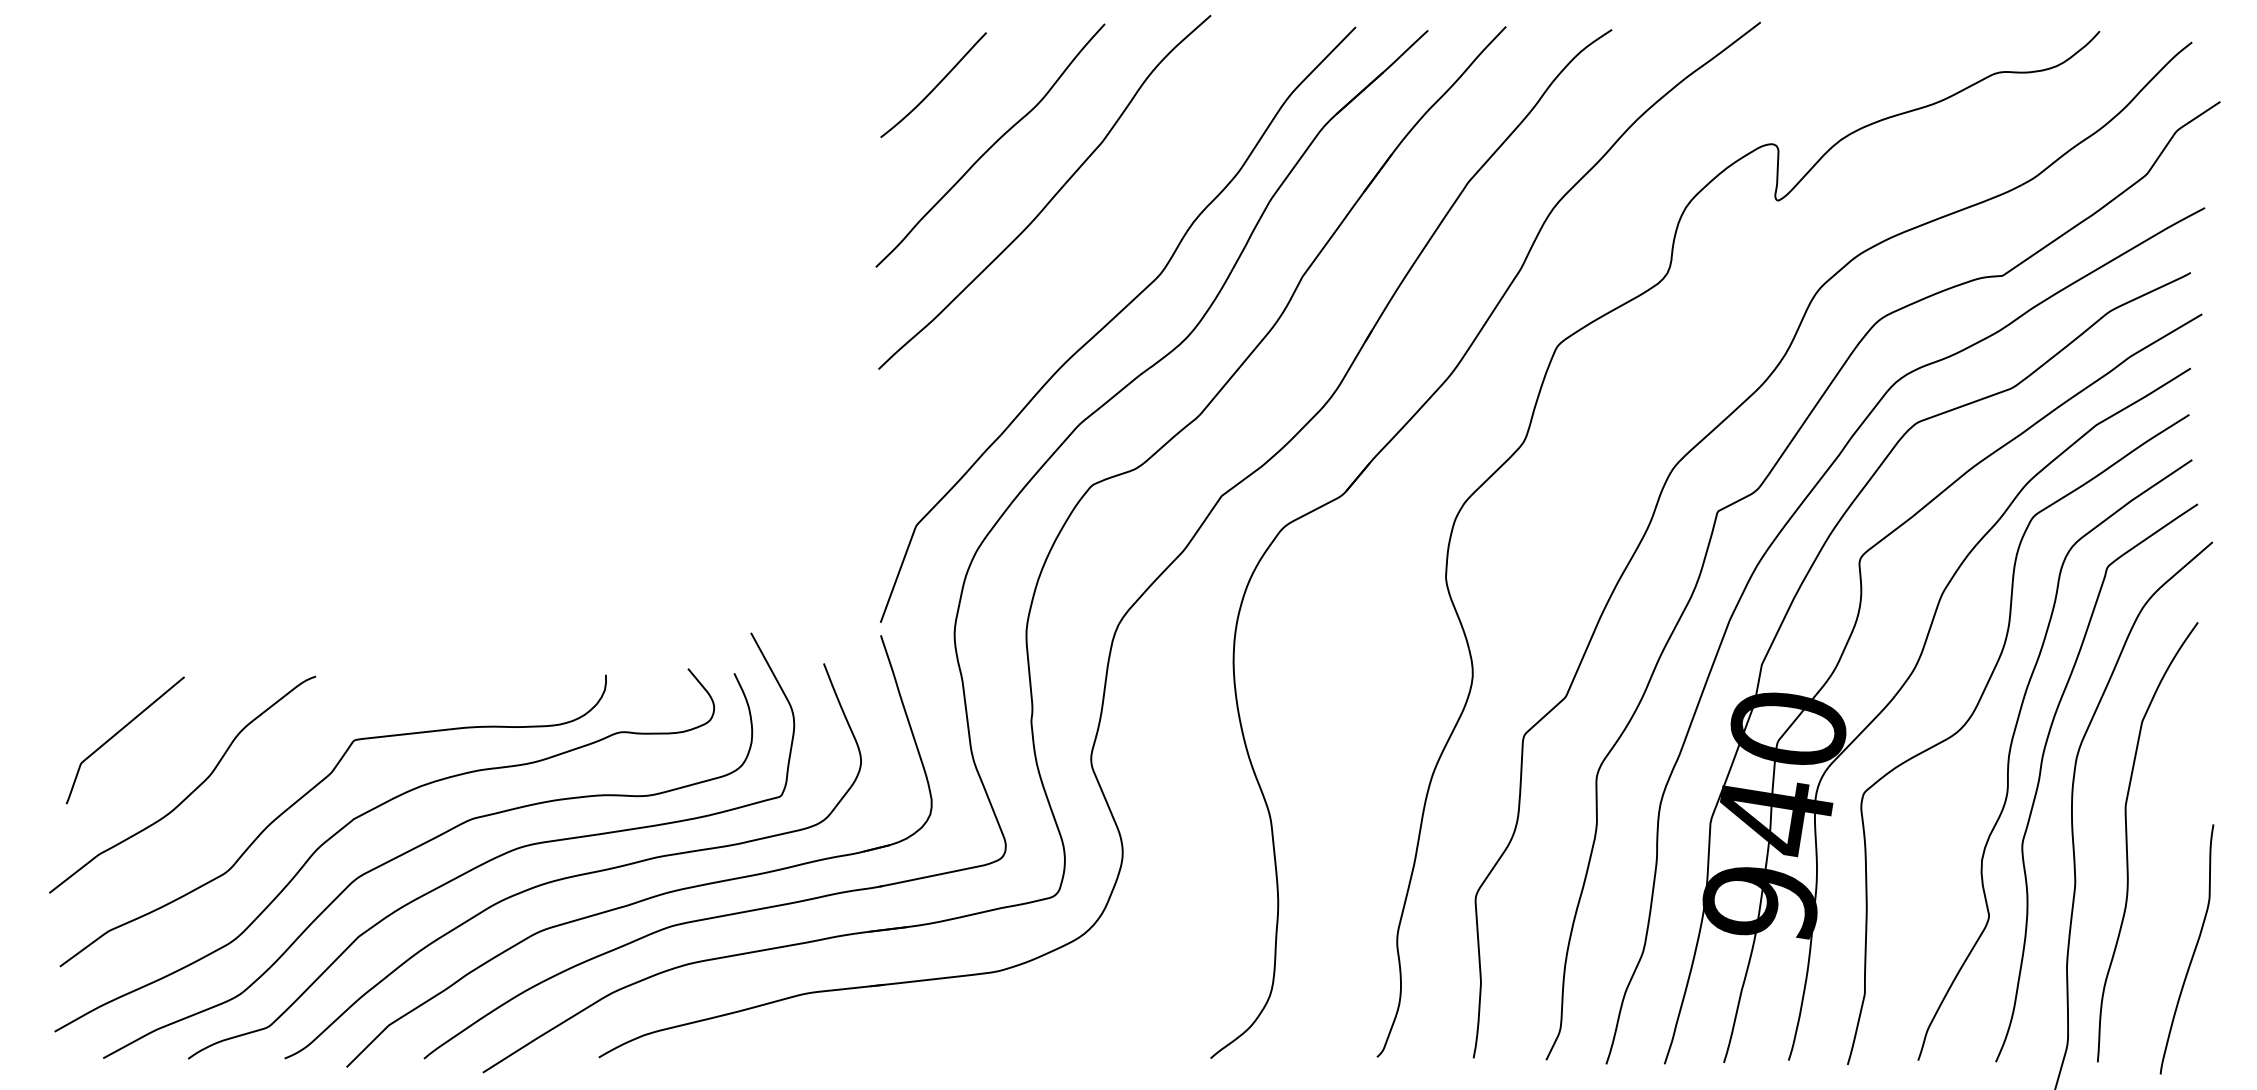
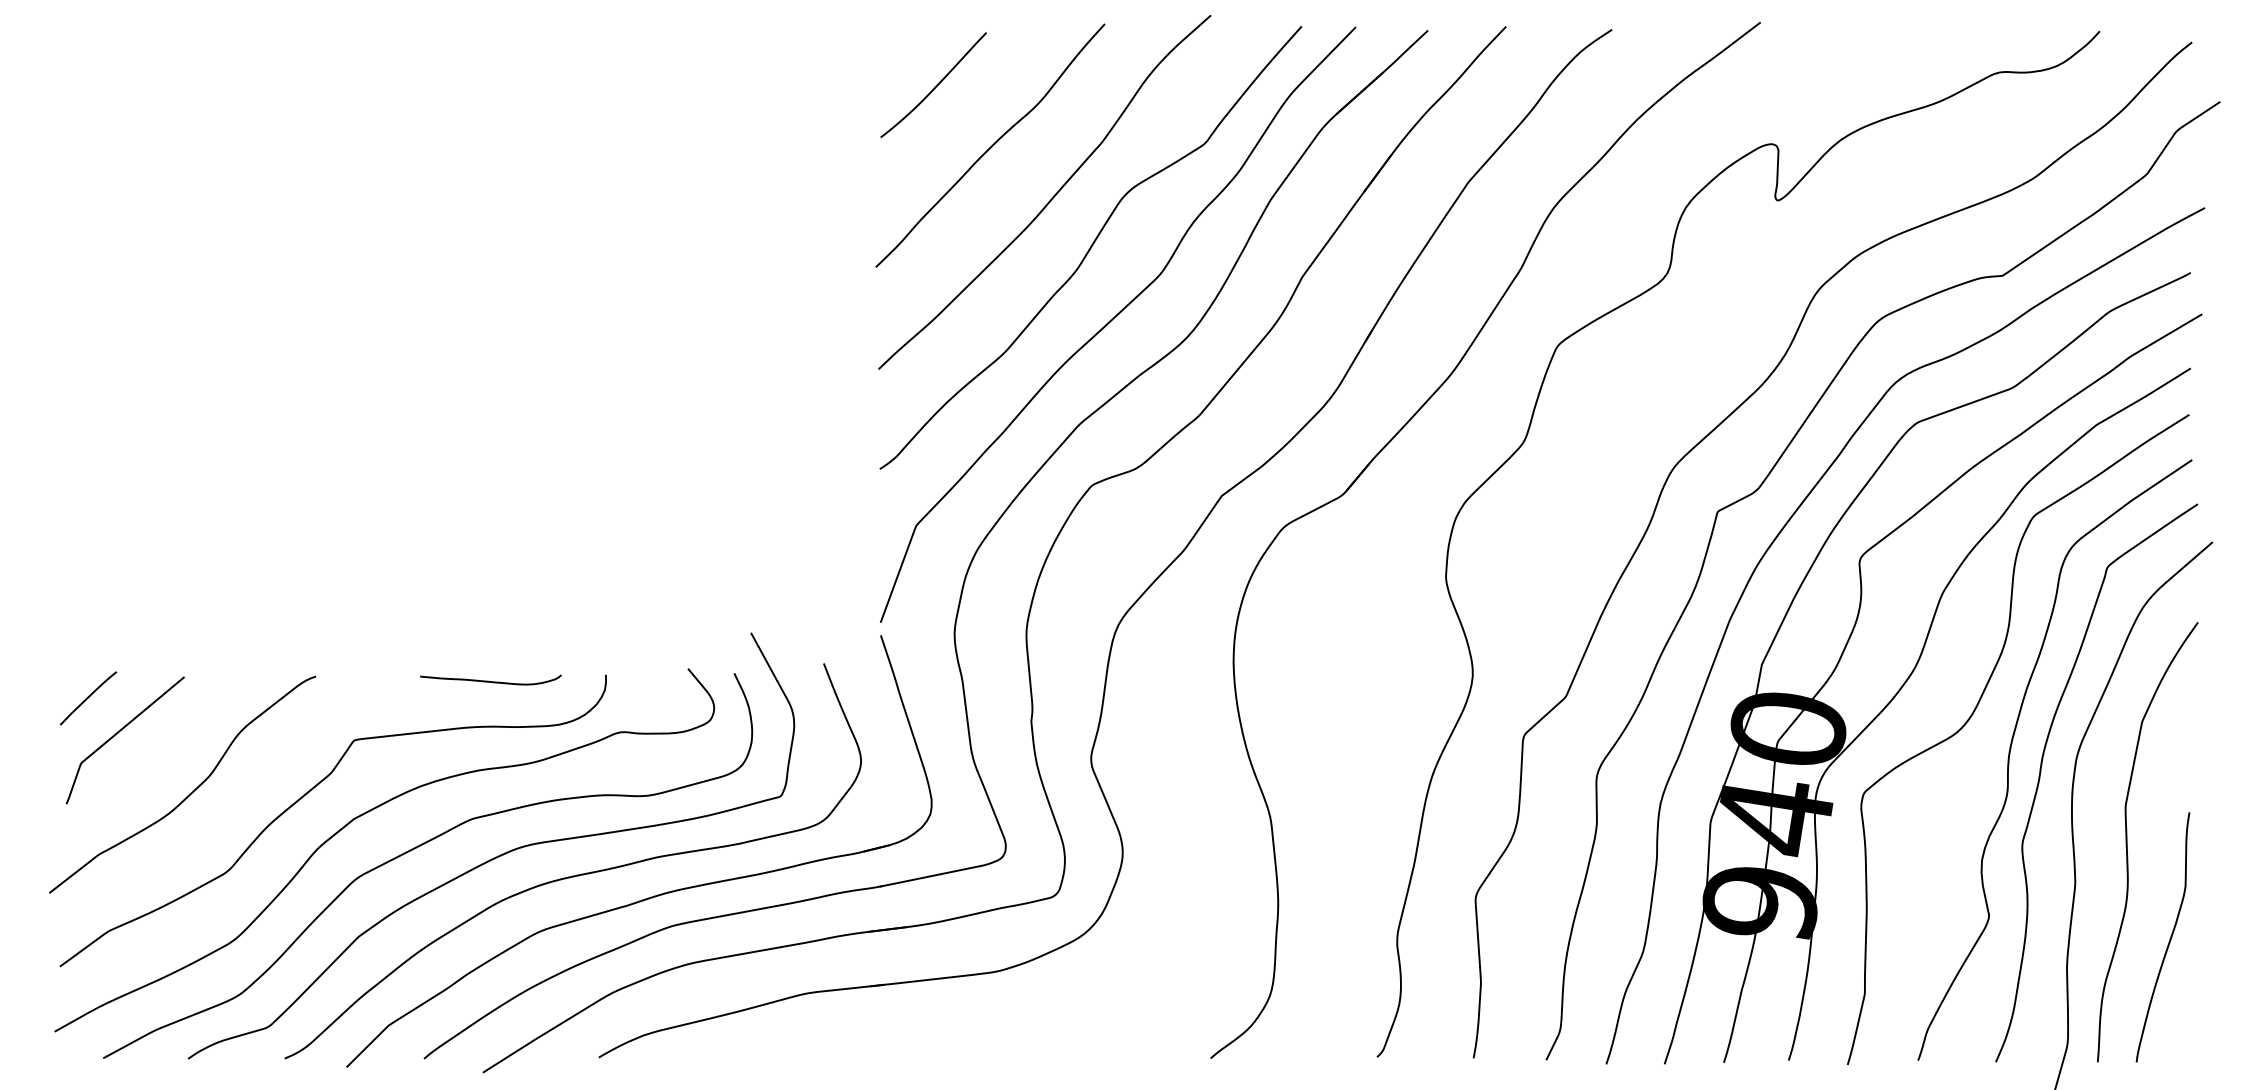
curve: none -> present (1090, 247)
curve: none -> present (490, 681)
curve: none -> present (88, 698)
curve position: (2192, 953) -> (2168, 941) (2168, 941)
